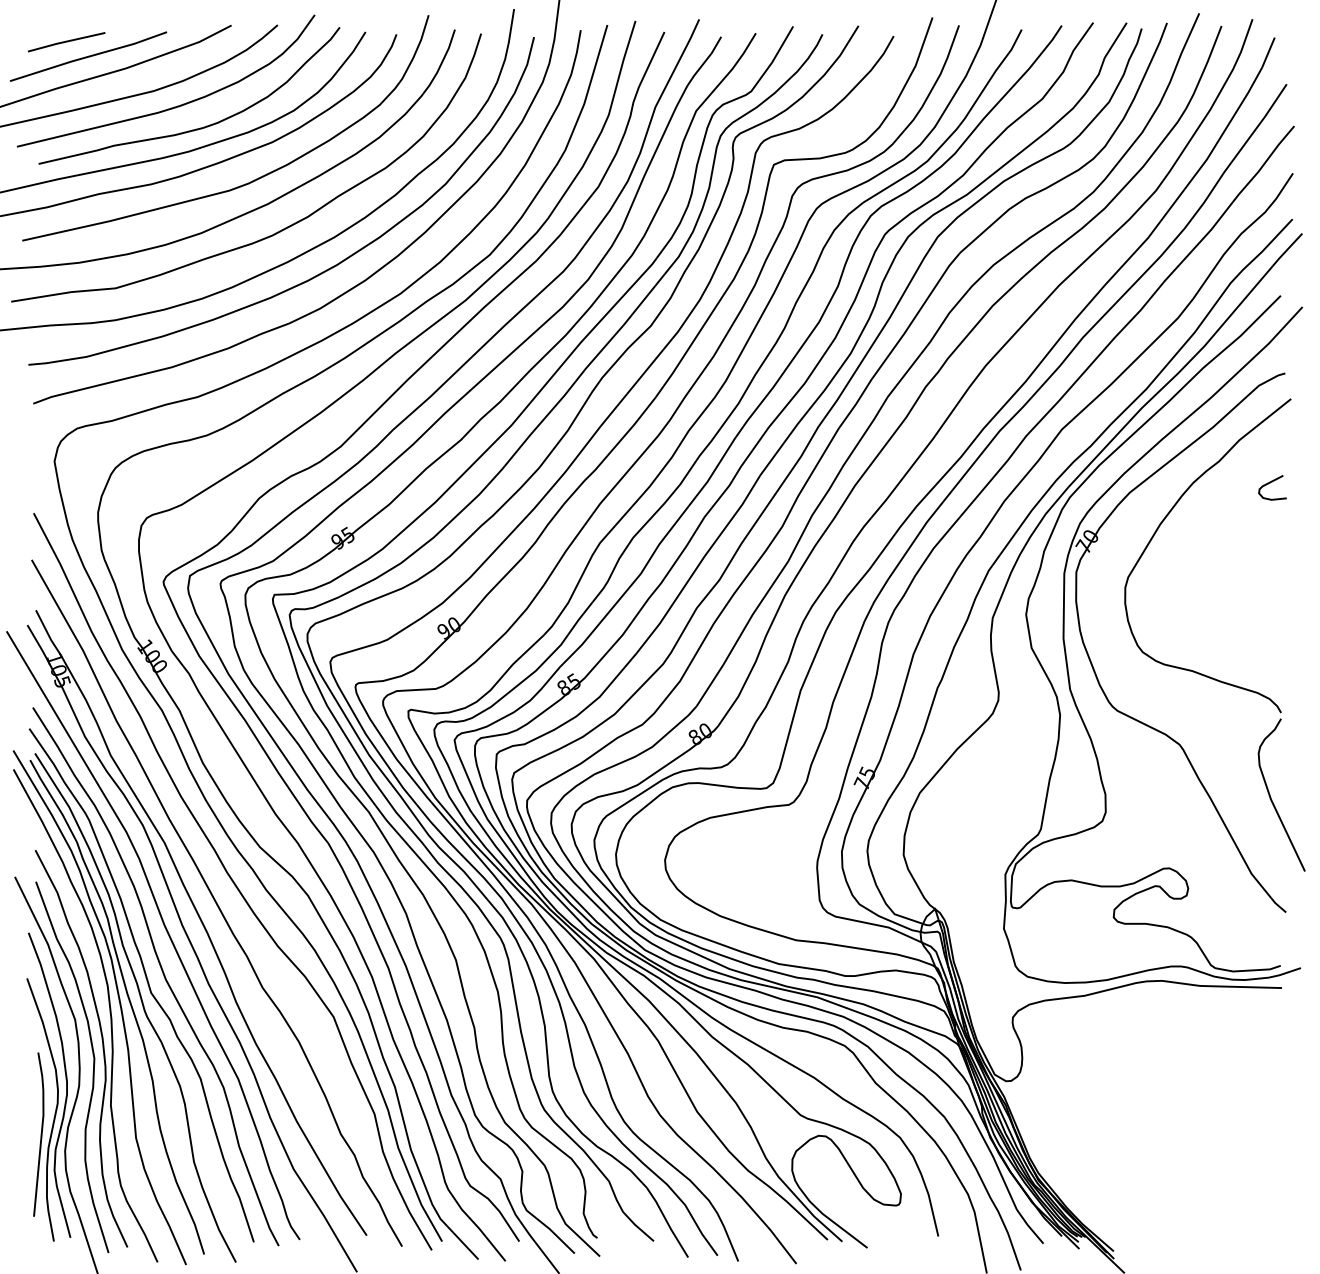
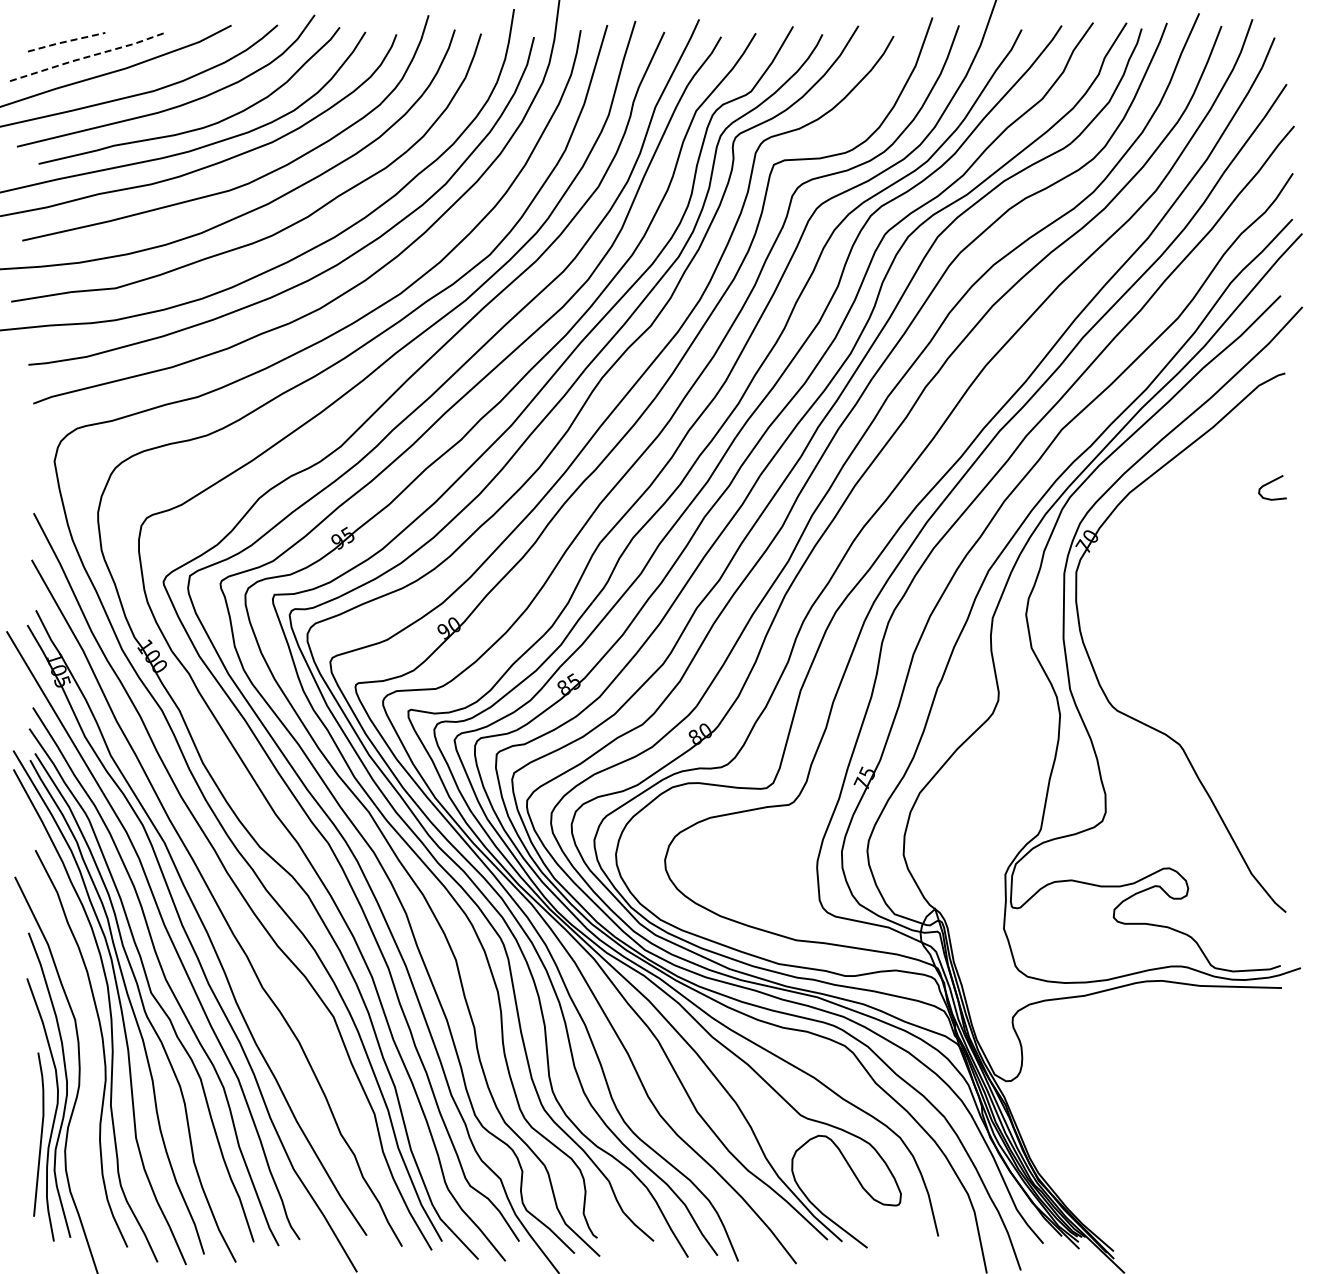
line: solid -> dashed (65, 41)
line: solid -> dashed (88, 56)
part: present -> none (1202, 673)
curve: present -> none (92, 1072)
